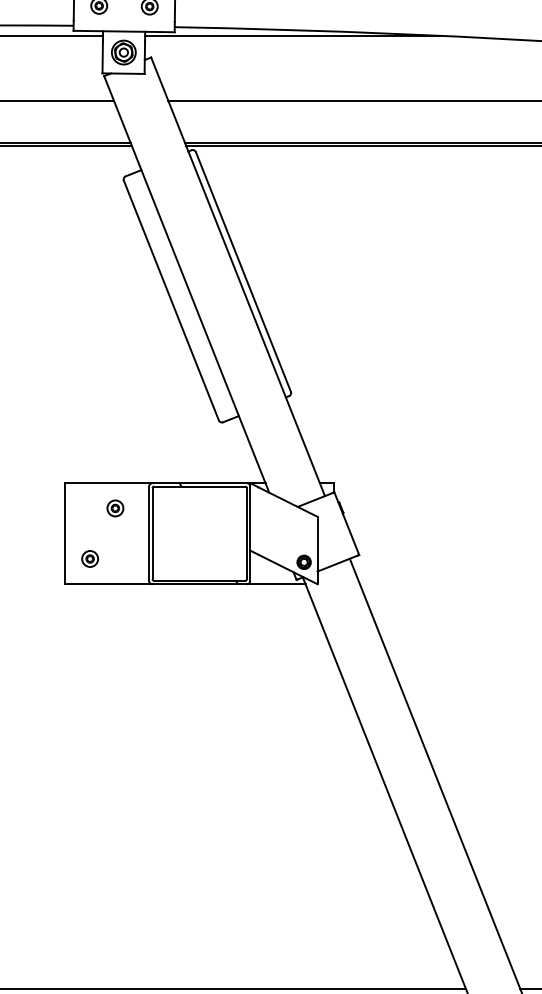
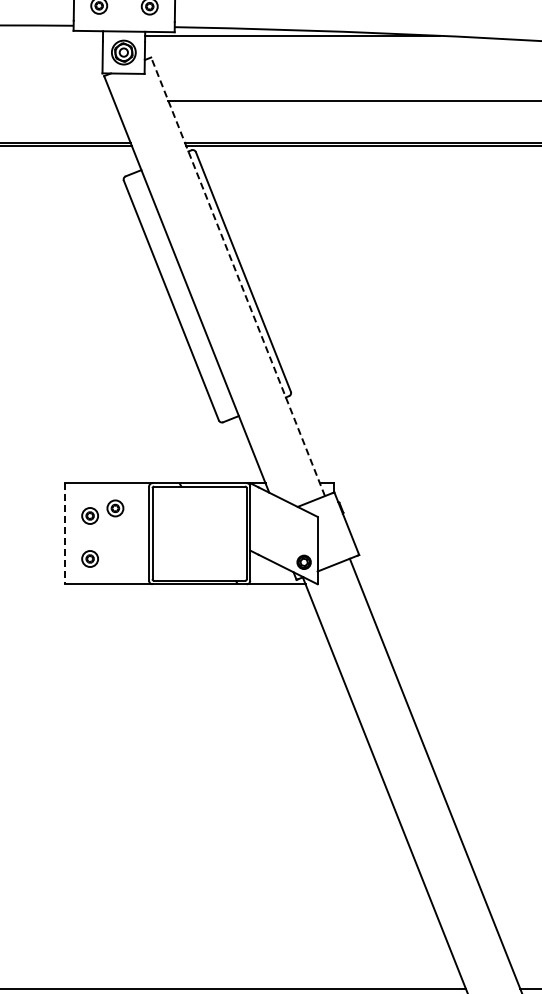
line: present -> none (52, 35)
line: present -> none (57, 100)
line: solid -> dashed (238, 276)
part: none -> present (89, 515)
line: solid -> dashed (64, 533)
